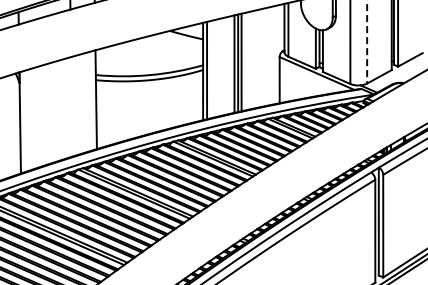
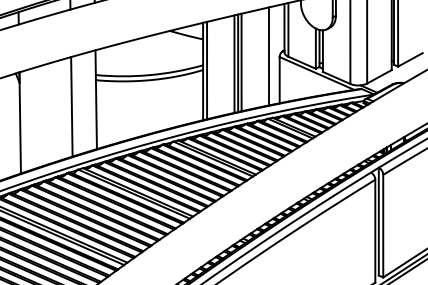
line: dashed -> solid (367, 42)
line: none -> present (268, 56)
line: none -> present (71, 106)
